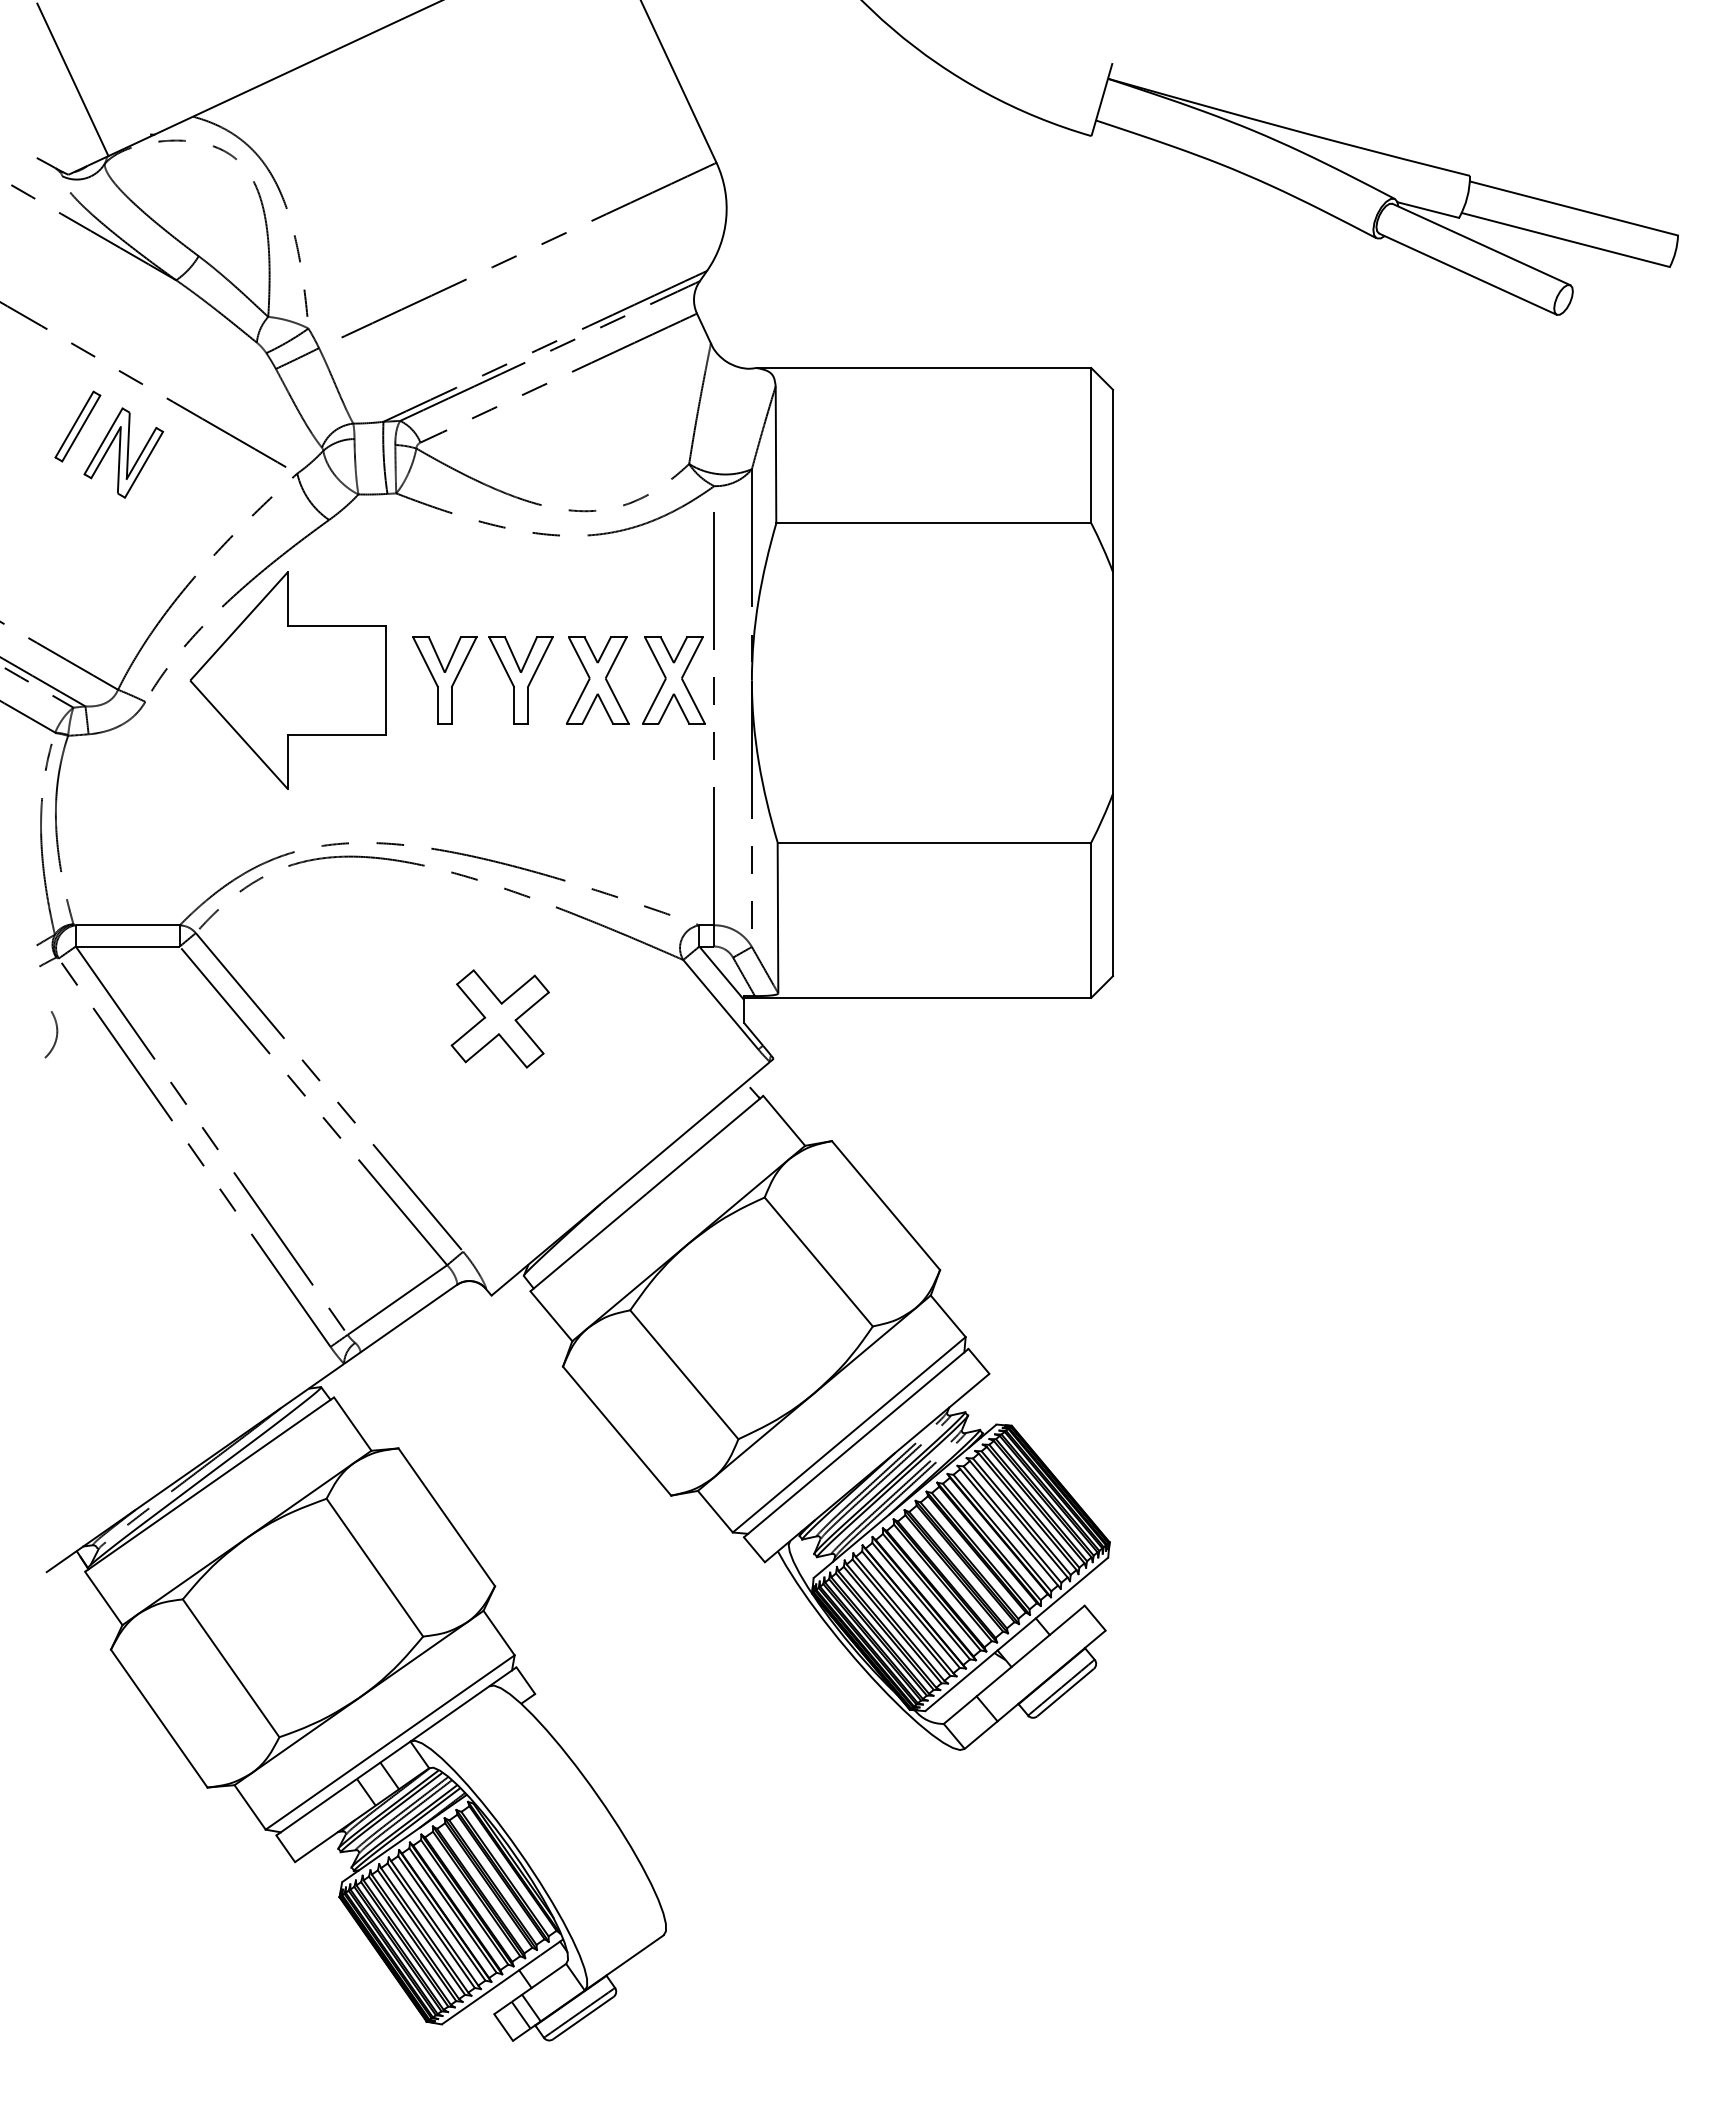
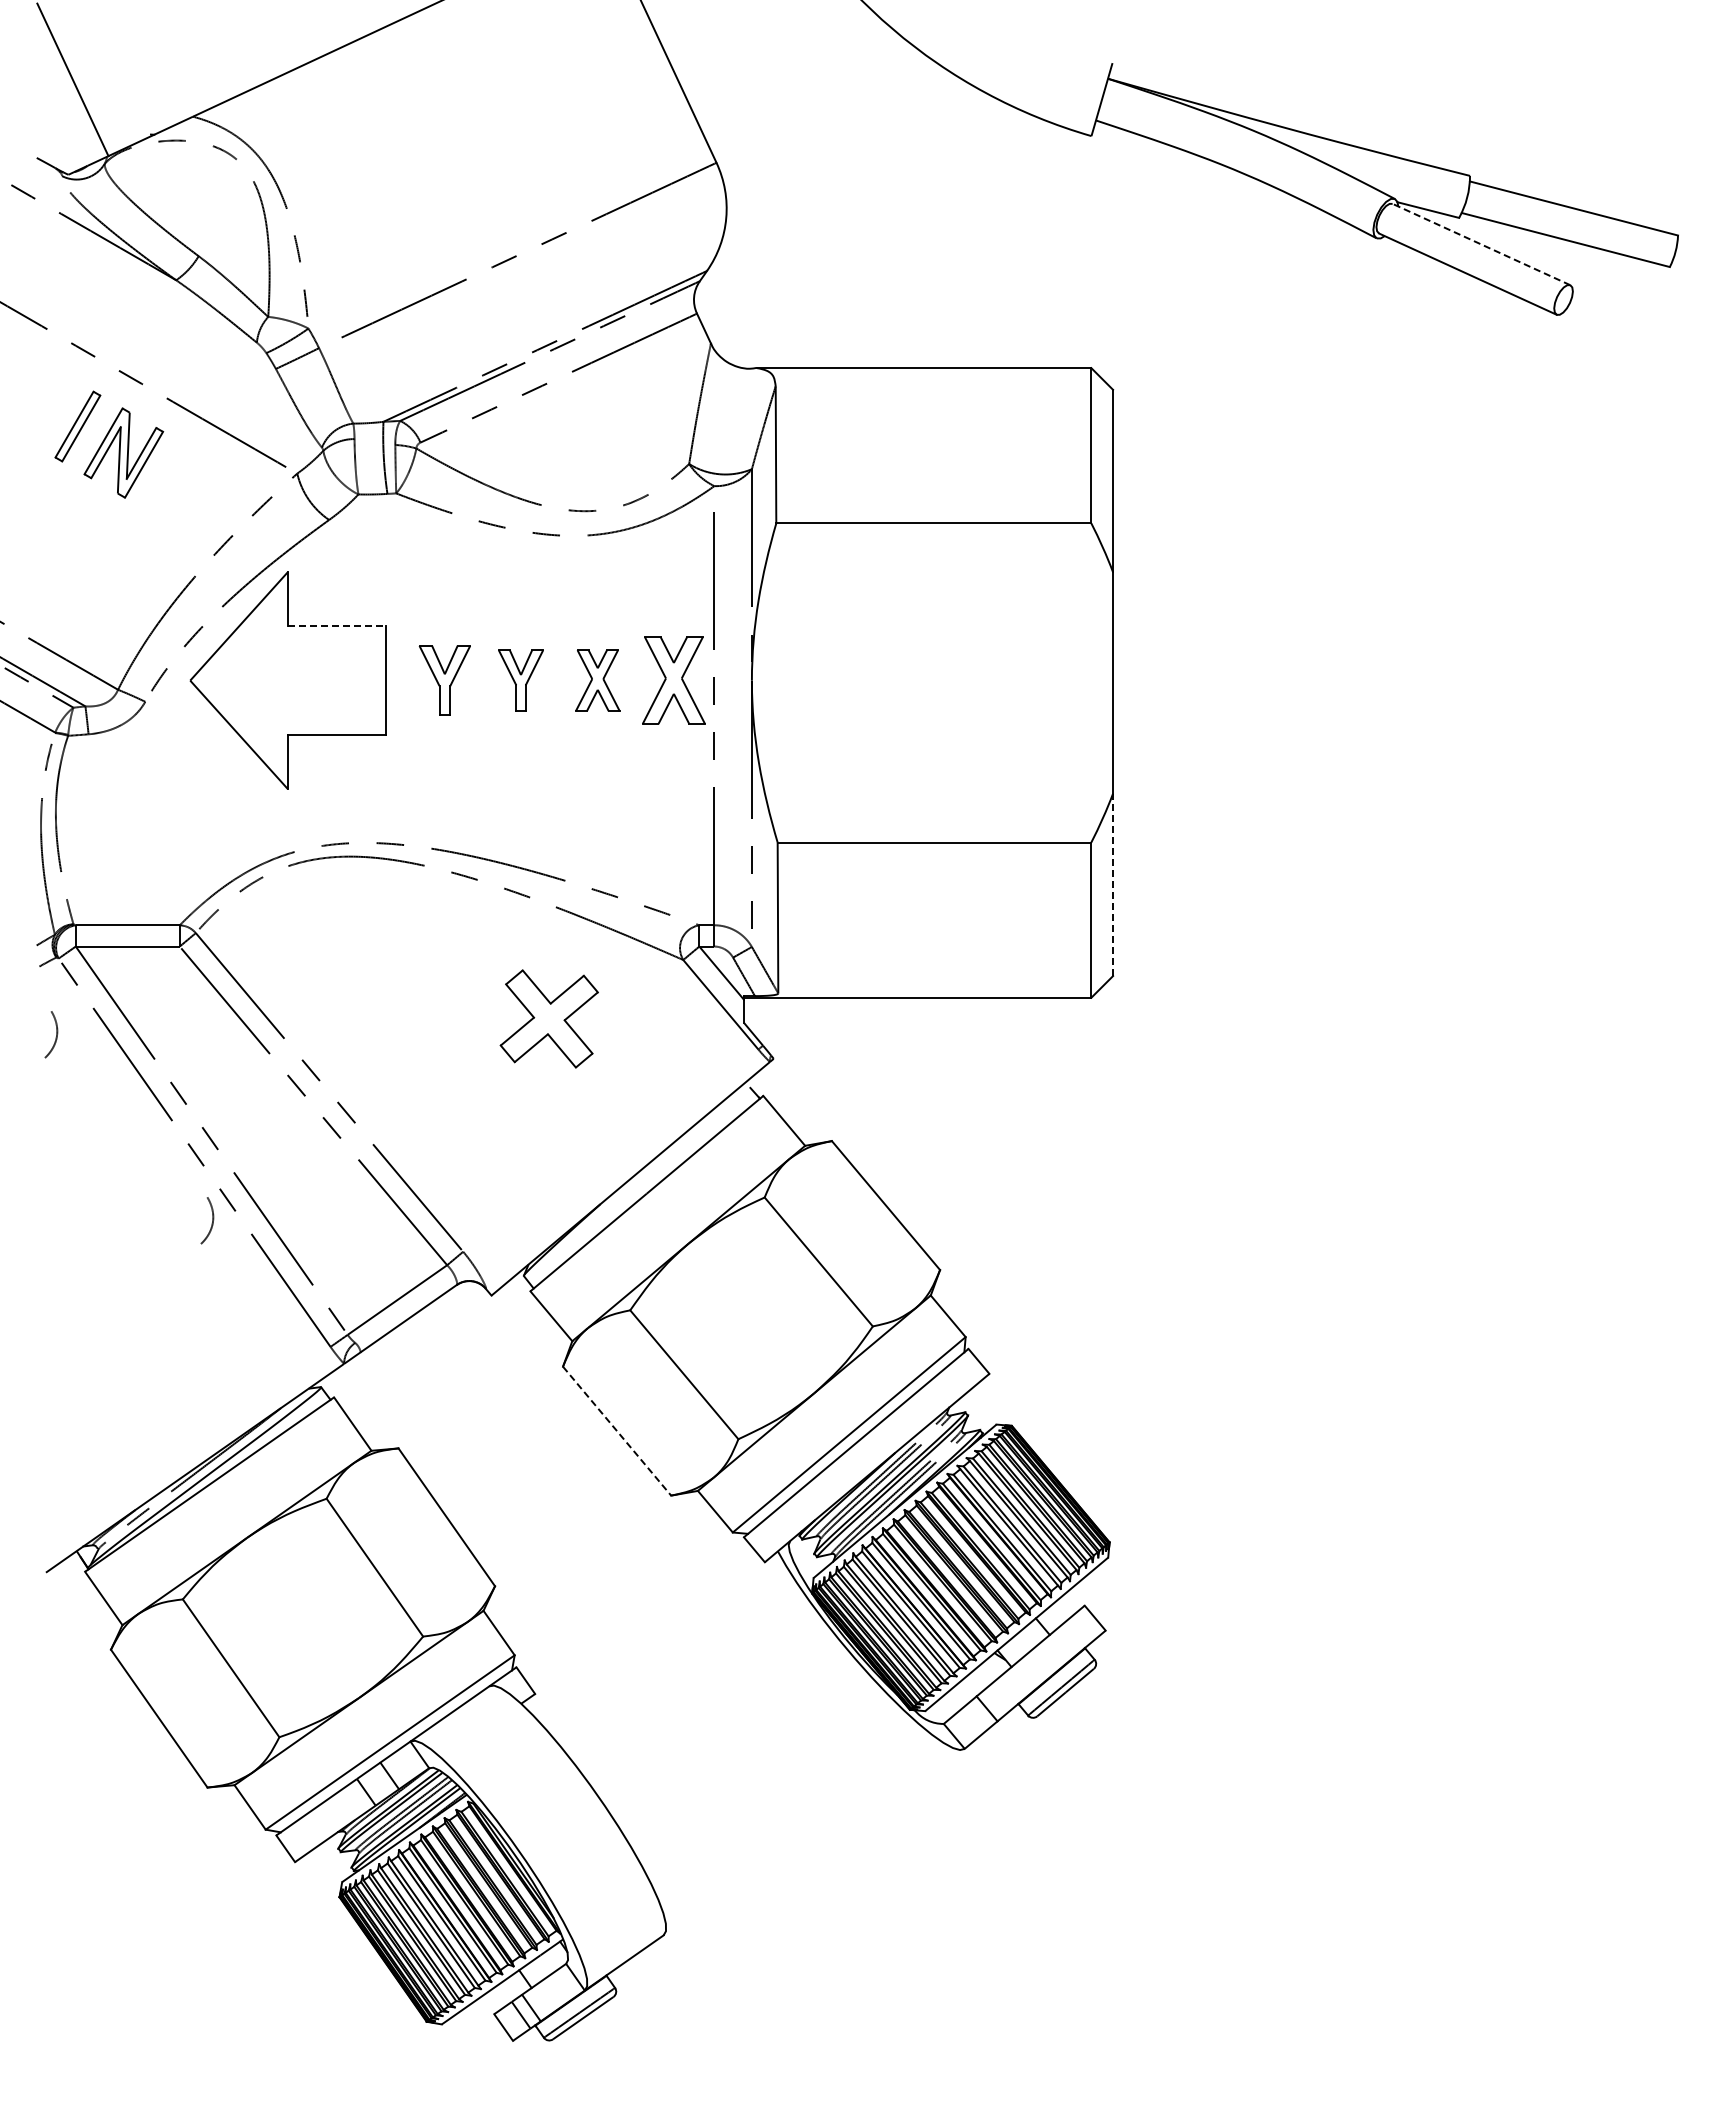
line: solid -> dashed (1481, 244)
line: solid -> dashed (336, 626)
part size: 66x89 px -> 53x71 px (444, 680)
part size: 66x89 px -> 46x63 px (520, 680)
part size: 64x89 px -> 46x63 px (597, 680)
line: solid -> dashed (1113, 884)
part position: (499, 1018) -> (548, 1018) (548, 1018)
curve: none -> present (212, 1220)
line: solid -> dashed (617, 1431)
